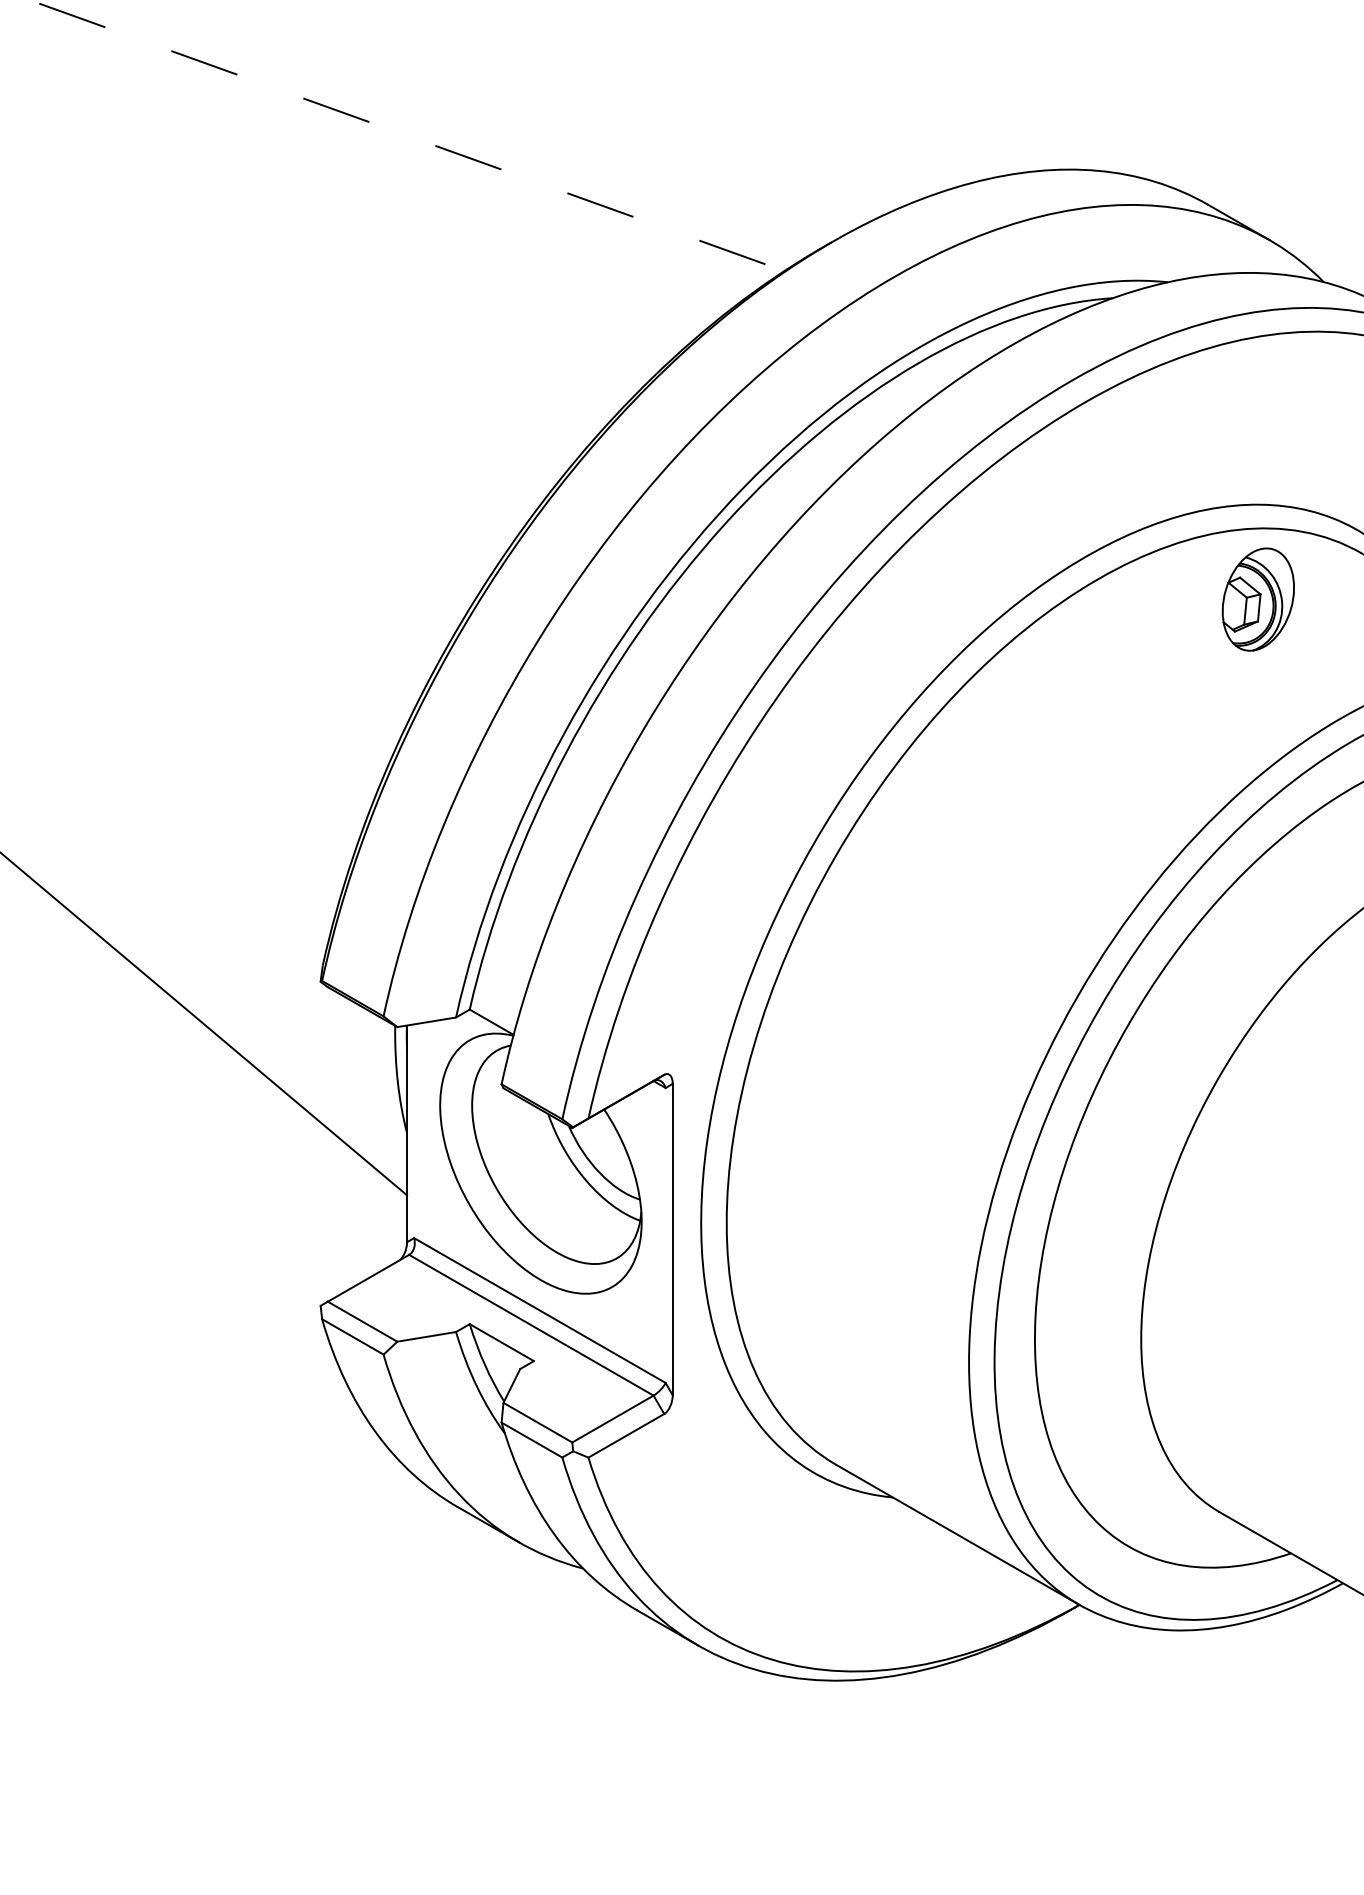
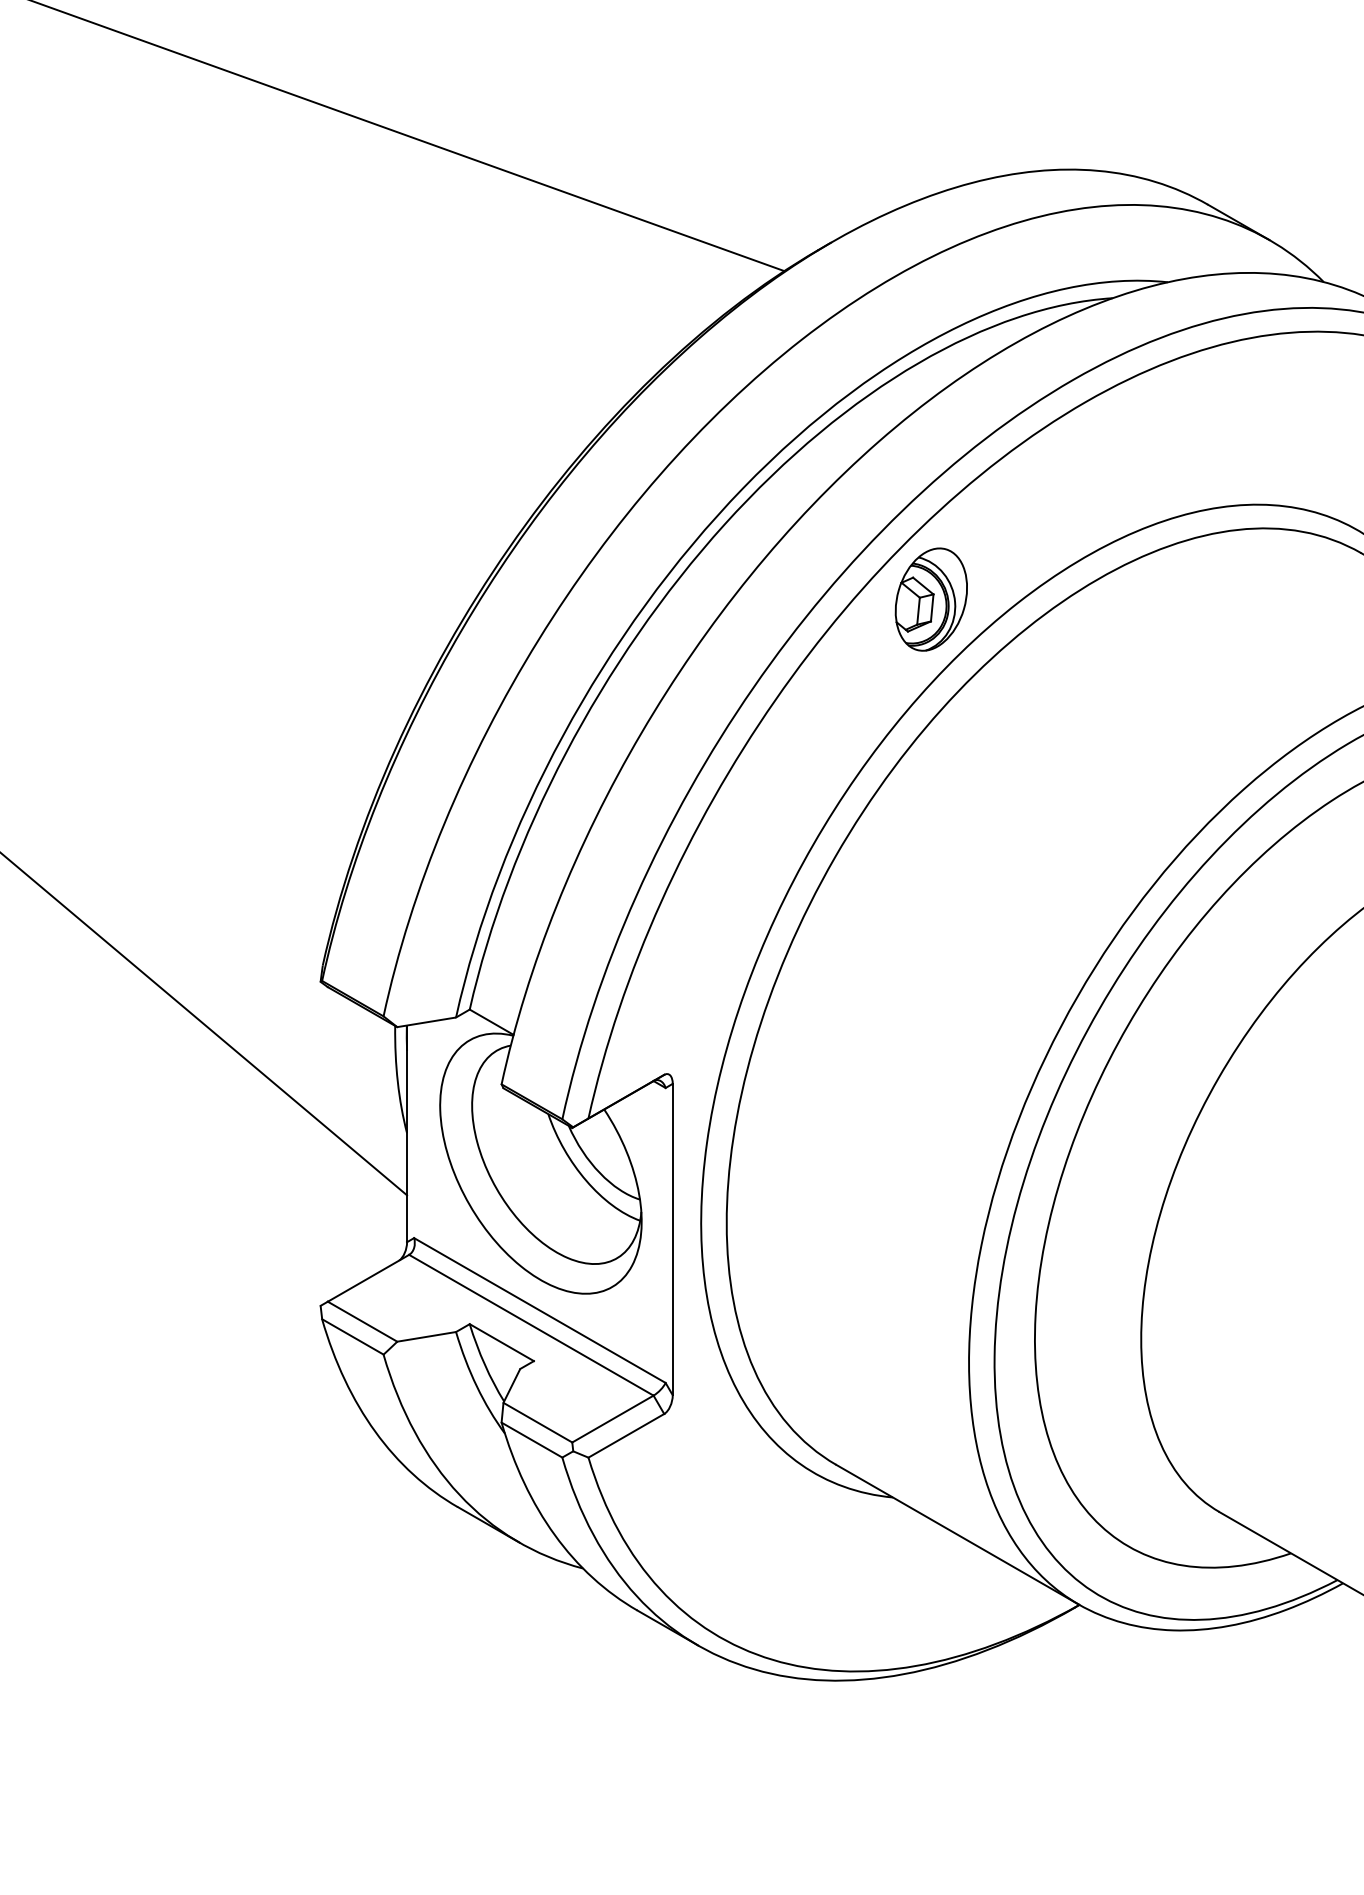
line: dashed -> solid (407, 135)
part position: (1257, 599) -> (930, 599) (930, 599)
